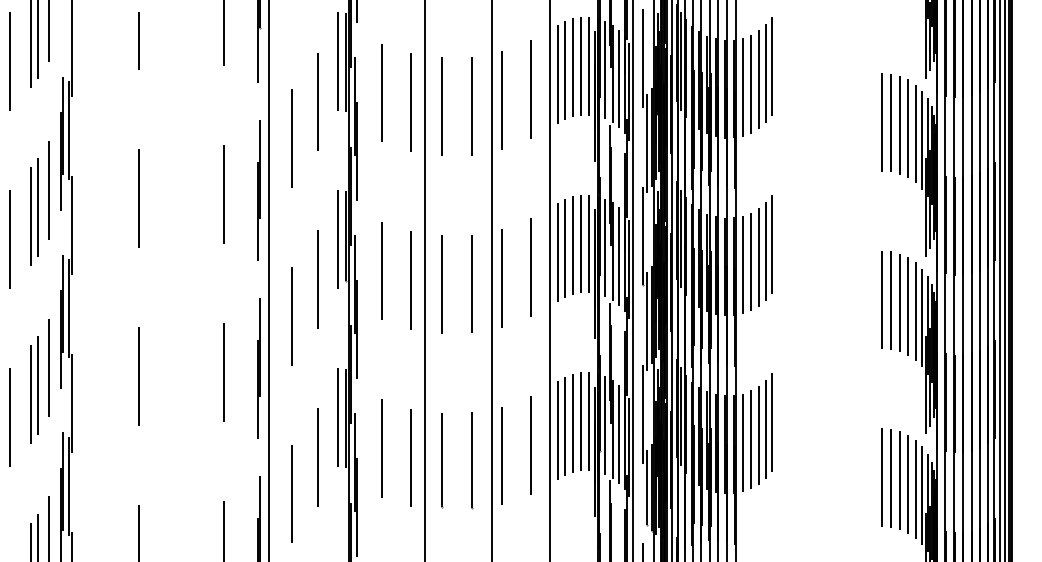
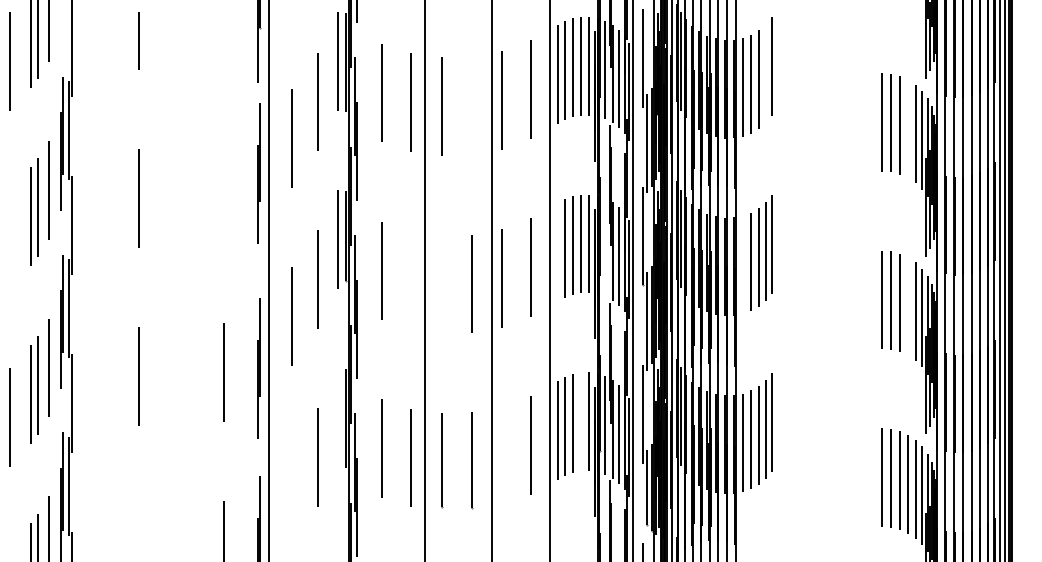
line: present -> none (224, 34)
line: present -> none (766, 73)
line: present -> none (472, 105)
line: present -> none (908, 128)
part position: (258, 190) -> (258, 173) (258, 173)
line: present -> none (224, 194)
line: present -> none (9, 238)
line: present -> none (605, 247)
line: present -> none (558, 252)
line: present -> none (742, 264)
line: present -> none (410, 279)
line: present -> none (441, 284)
line: present -> none (908, 306)
line: present -> none (338, 416)
line: present -> none (581, 421)
line: present -> none (502, 455)
line: present -> none (291, 493)
line: present -> none (139, 531)
